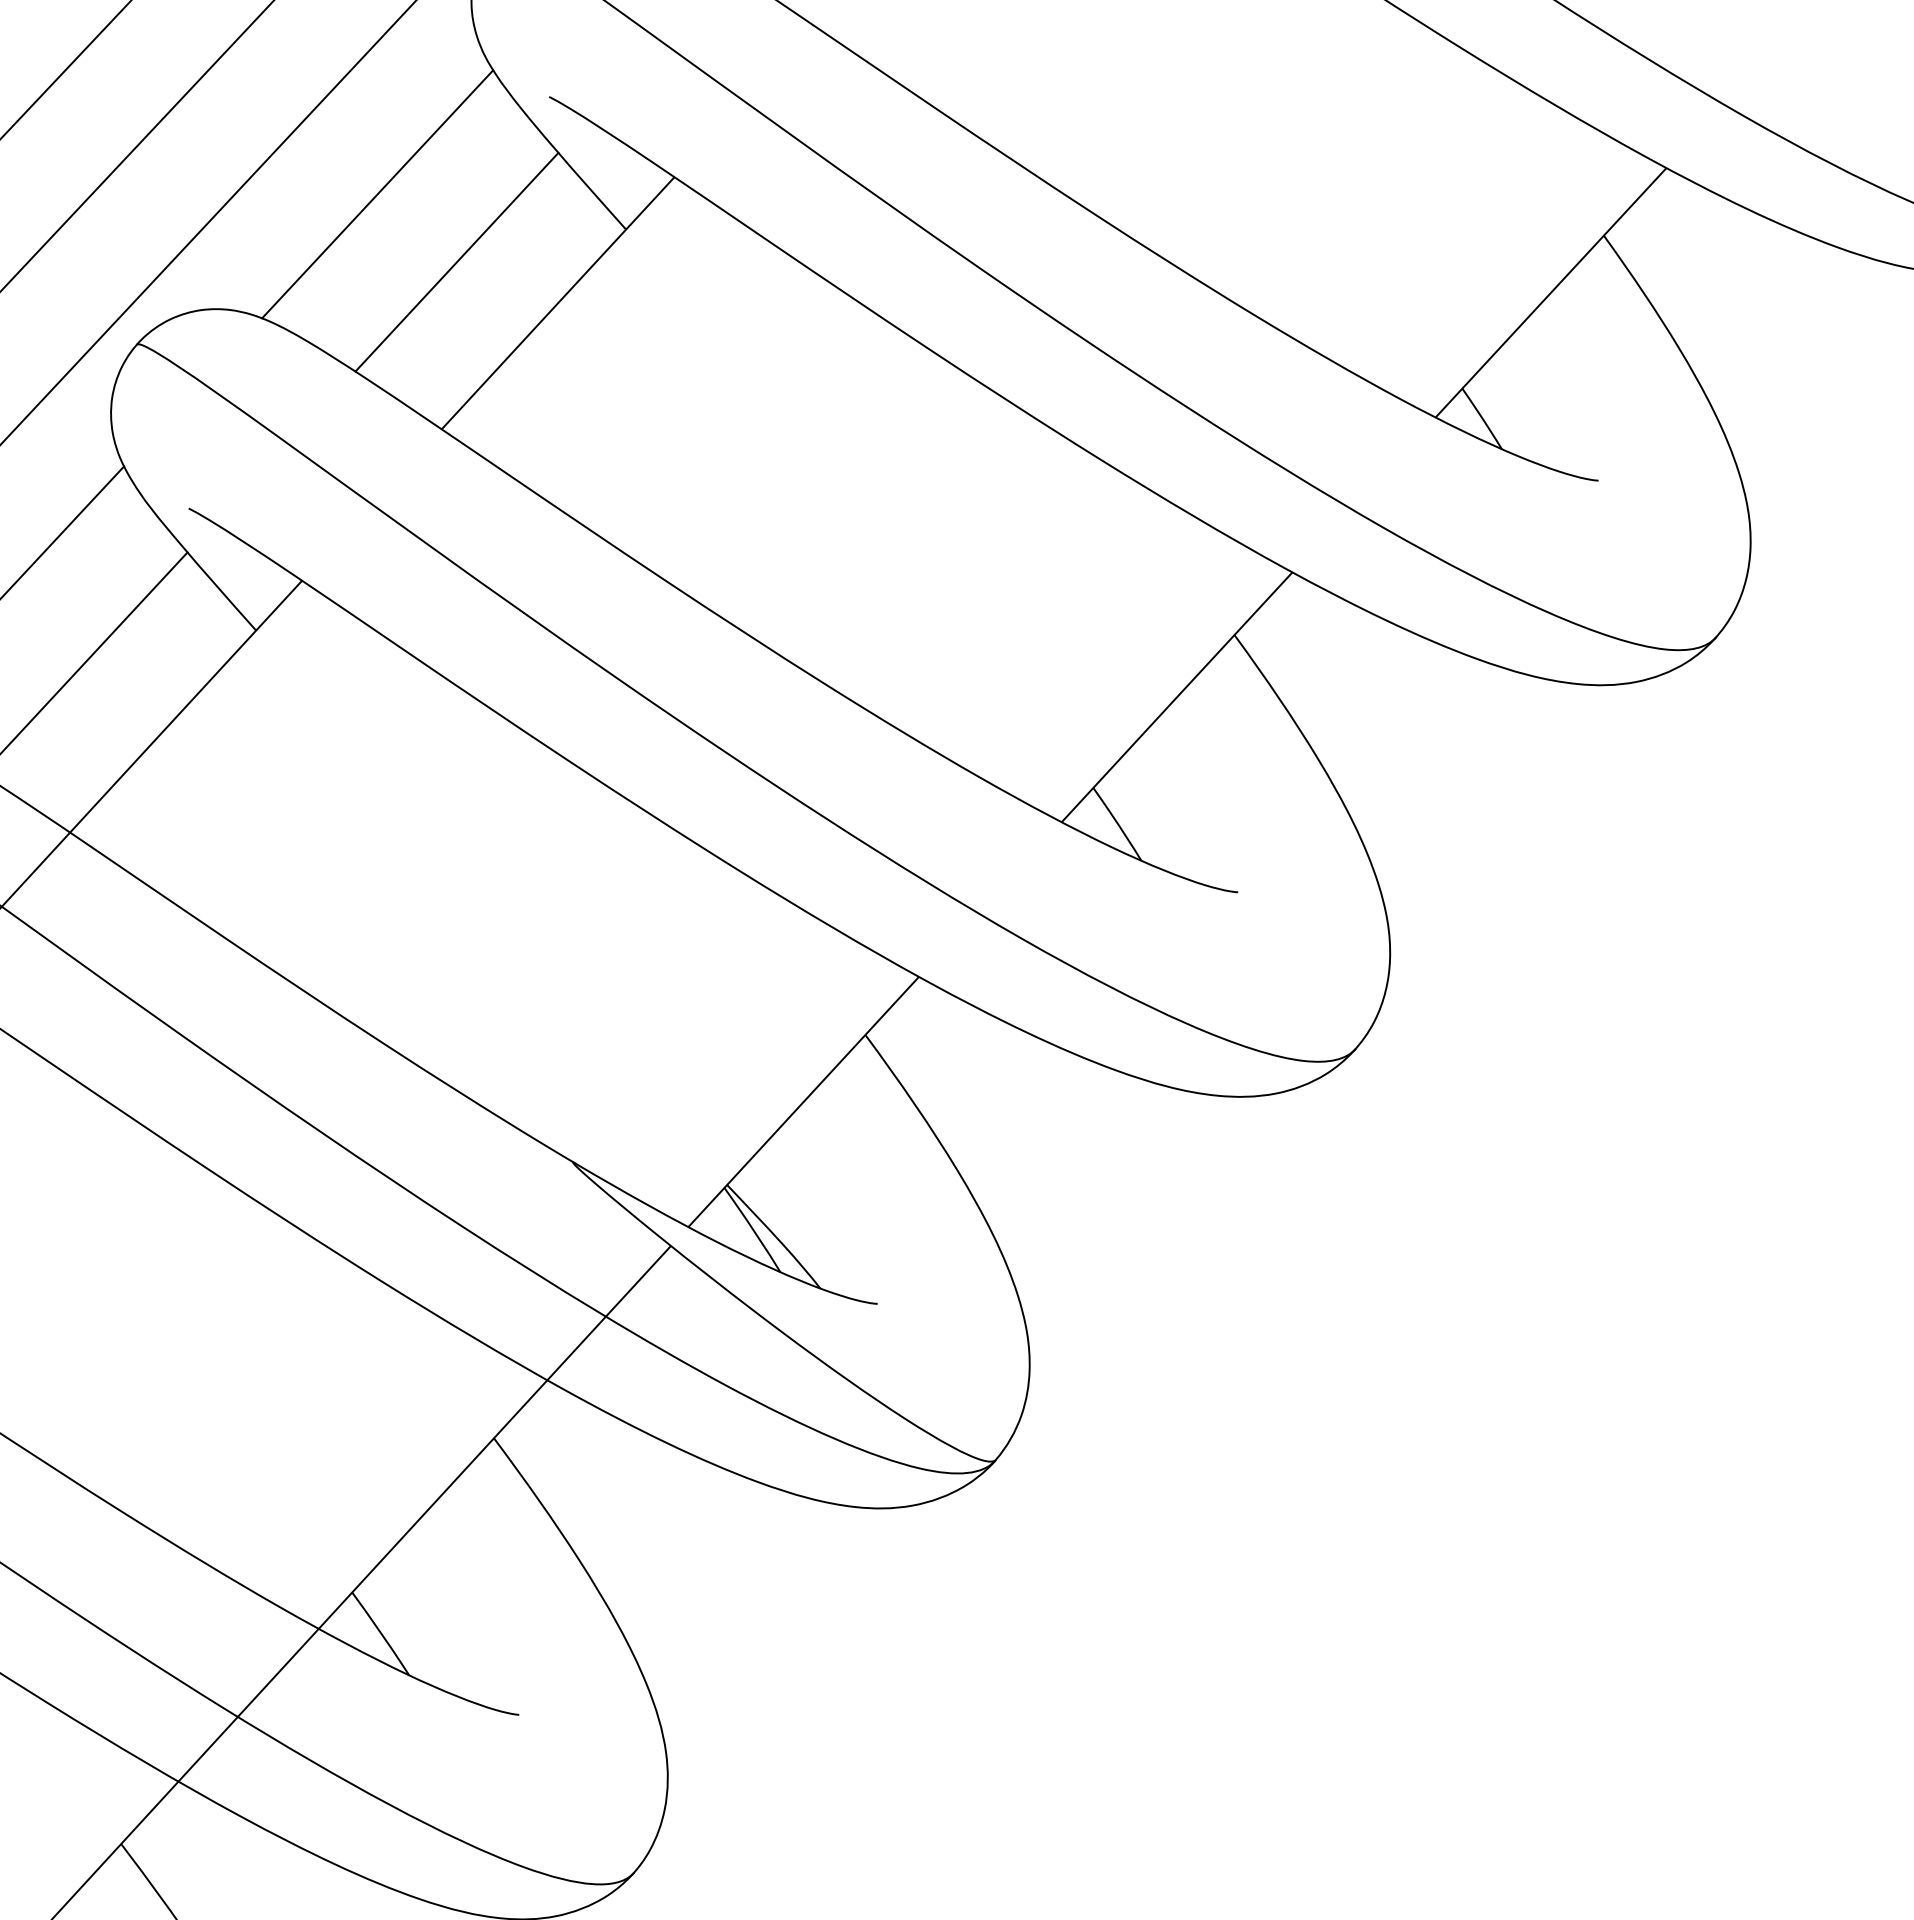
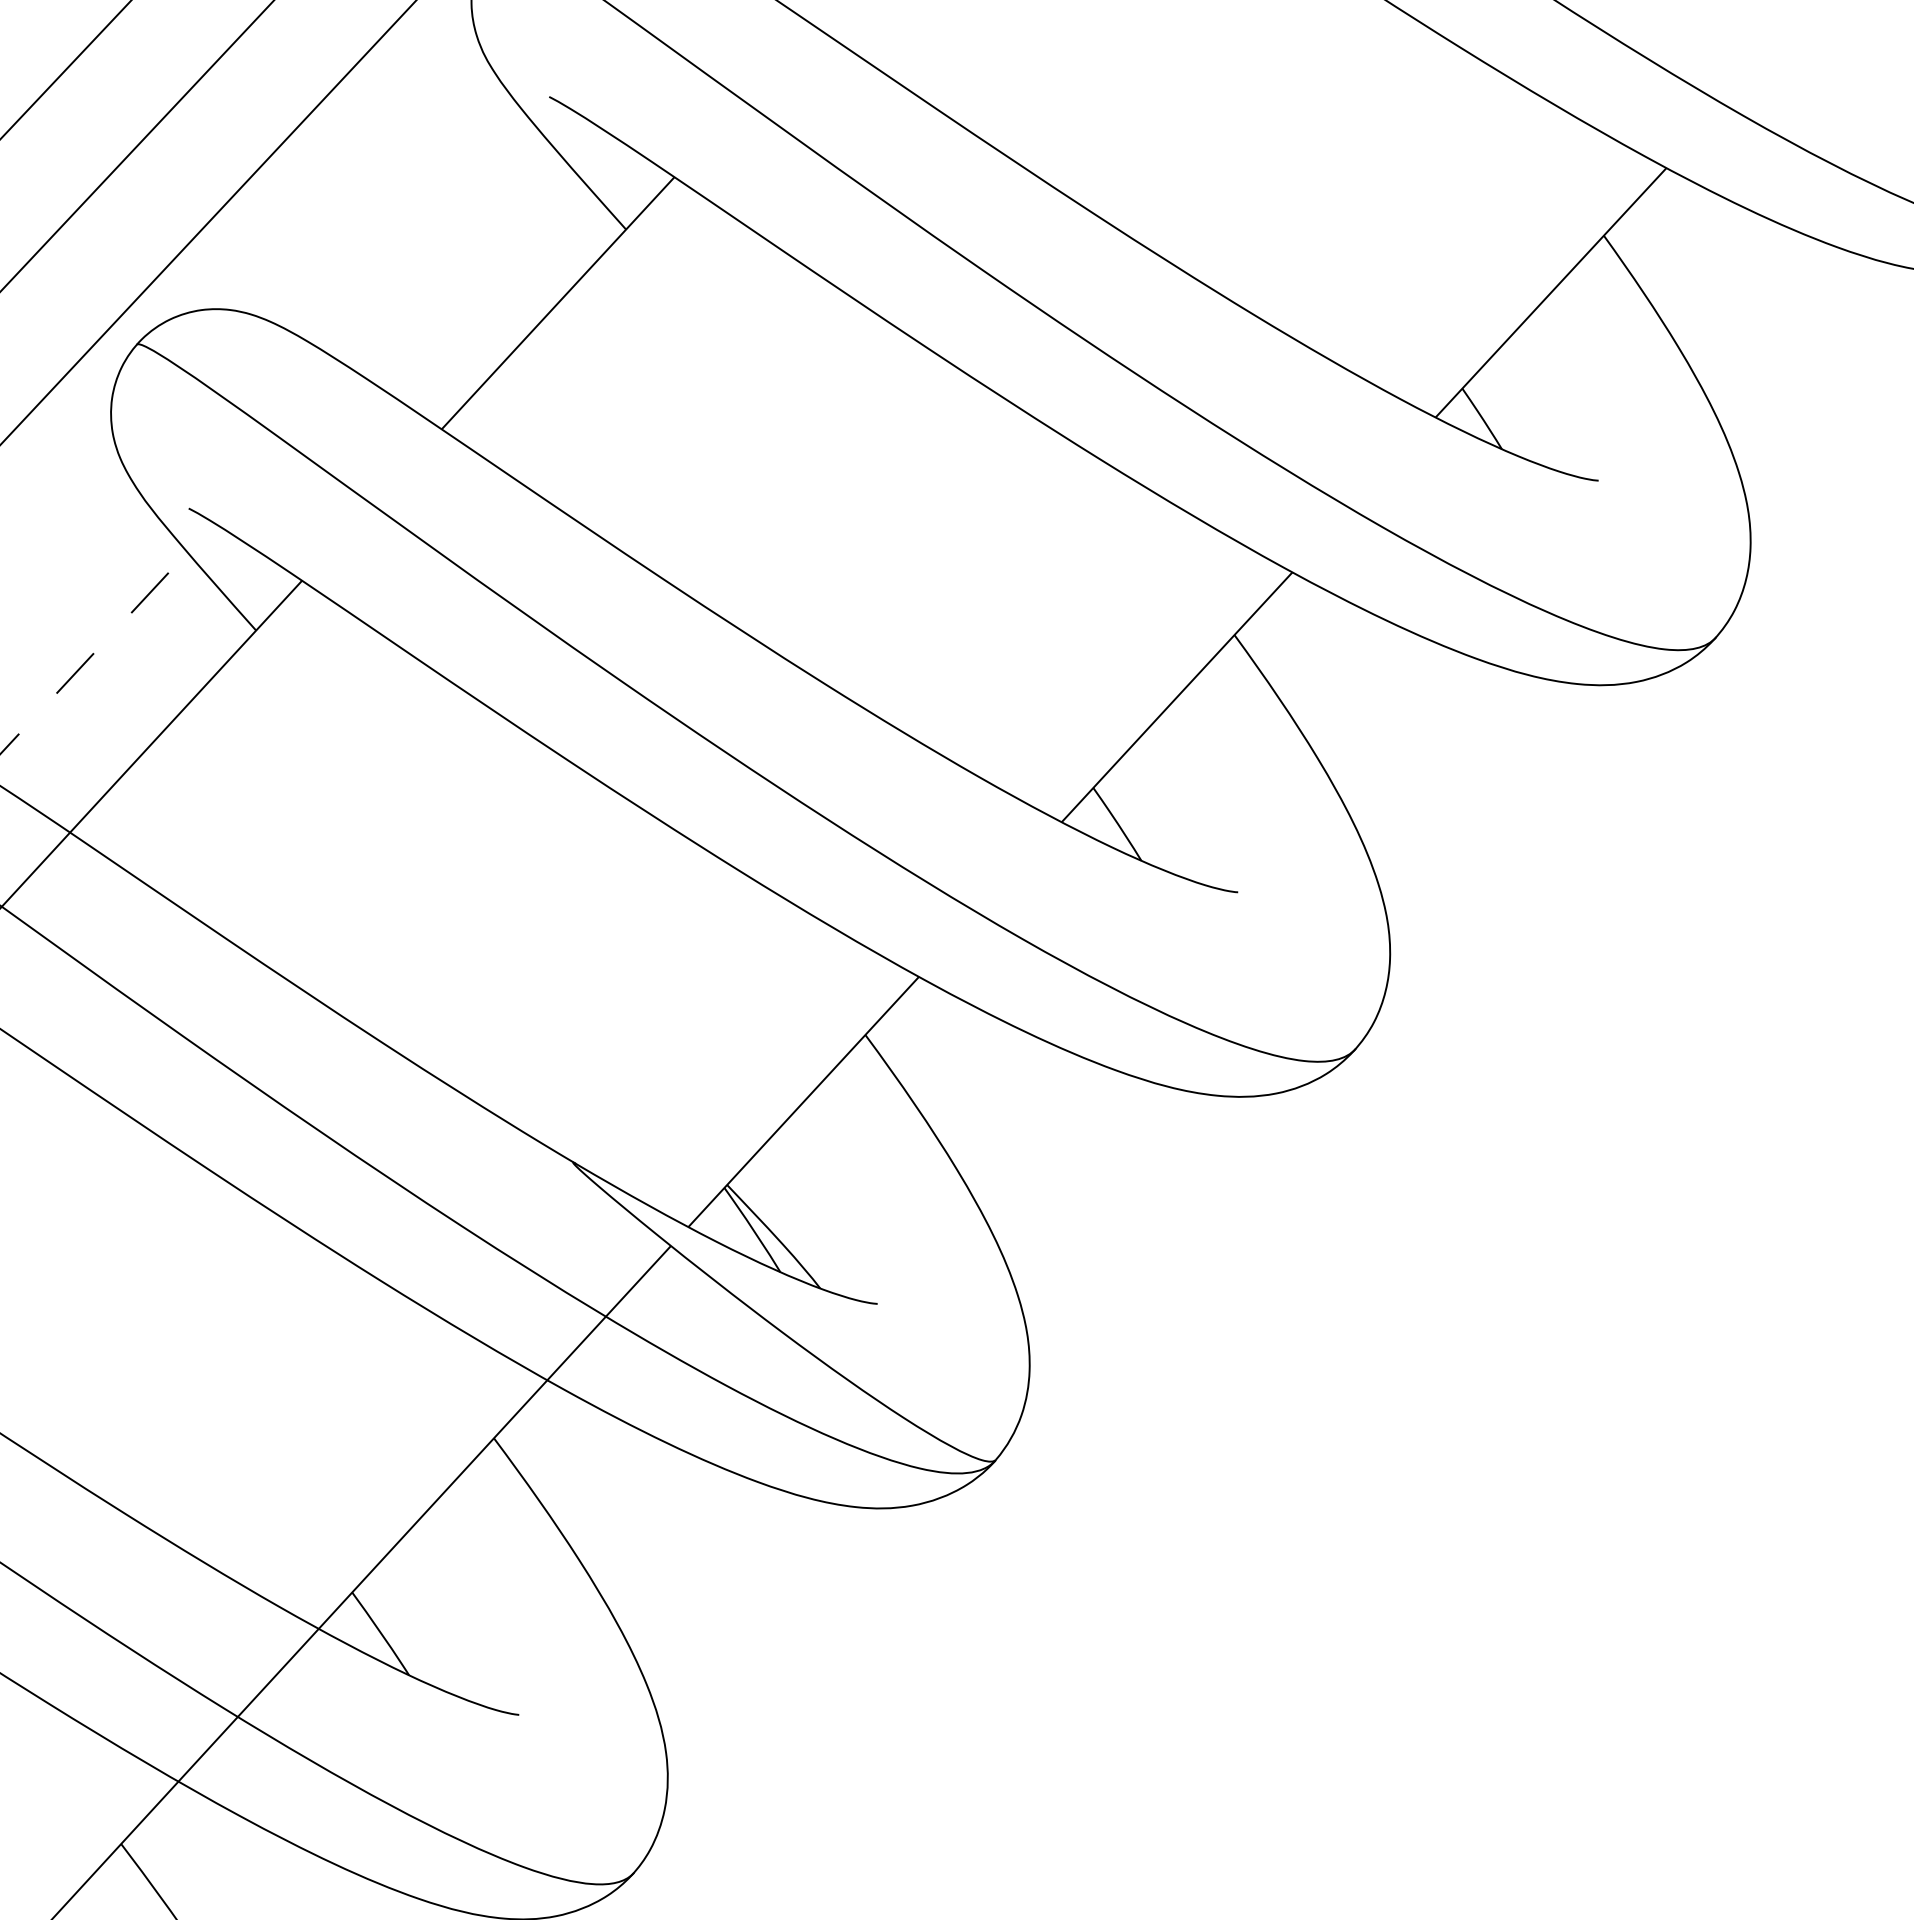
line: present -> none (377, 194)
line: present -> none (456, 261)
line: present -> none (63, 531)
line: solid -> dashed (93, 653)
